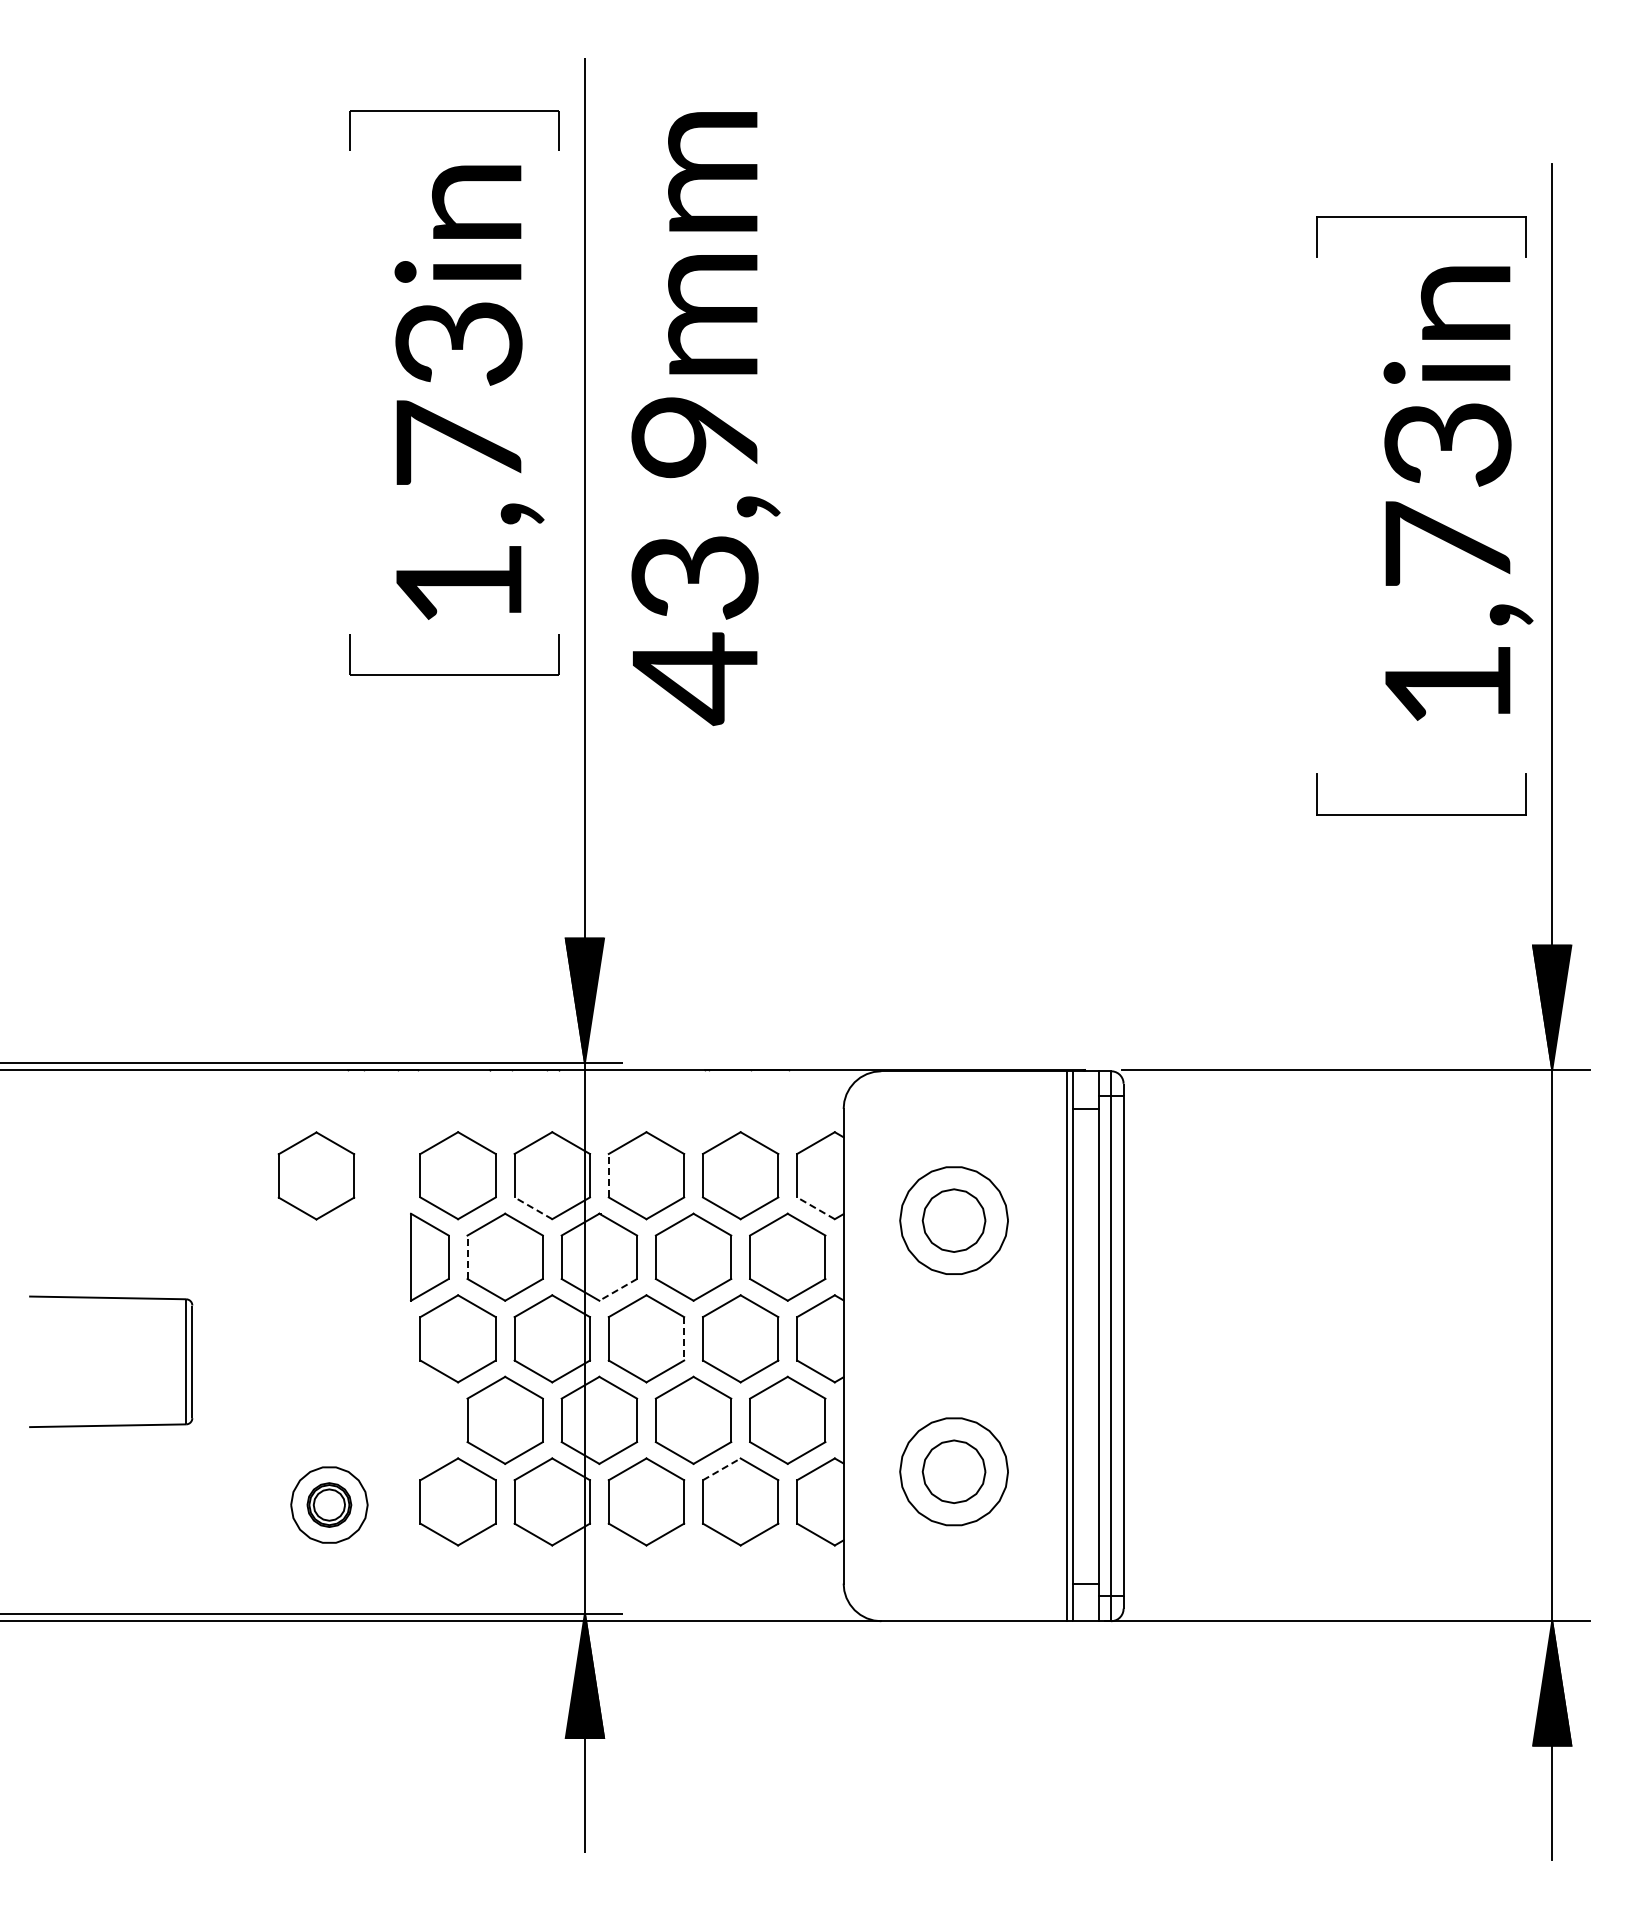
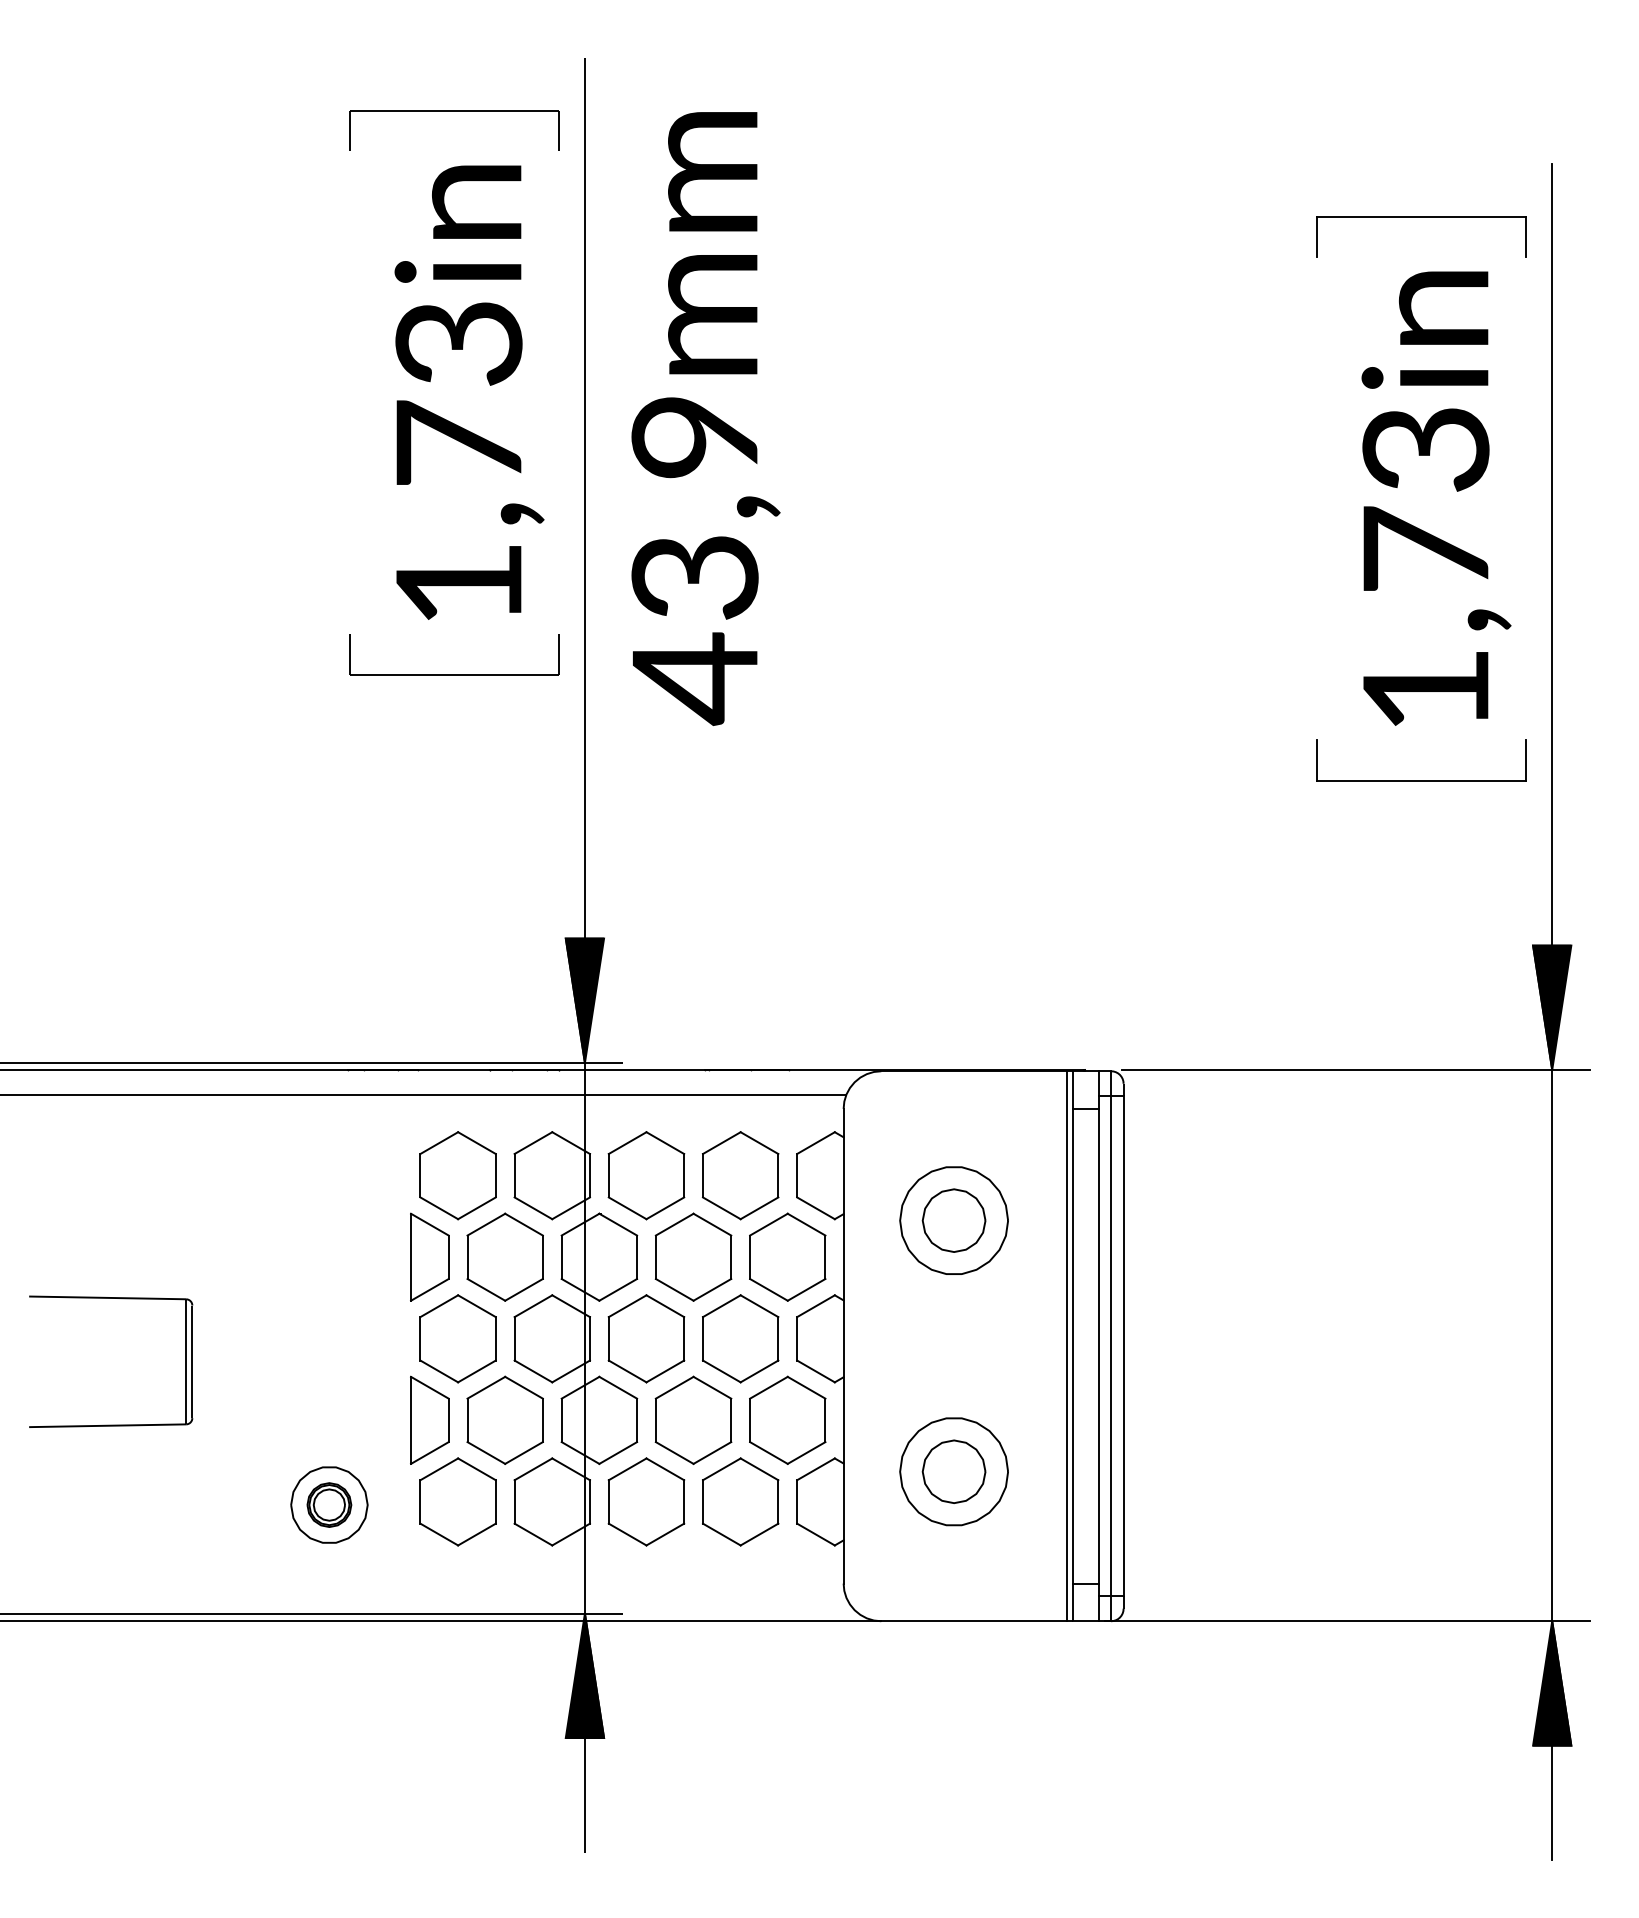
text position: (1458, 493) -> (1436, 498) (1436, 498)
part position: (1421, 814) -> (1421, 780) (1421, 780)
line: none -> present (424, 1095)
part: present -> none (316, 1175)
line: dashed -> solid (608, 1175)
line: dashed -> solid (533, 1208)
line: dashed -> solid (816, 1208)
line: dashed -> solid (467, 1257)
line: dashed -> solid (618, 1289)
line: dashed -> solid (684, 1338)
part: none -> present (429, 1419)
line: dashed -> solid (721, 1469)
